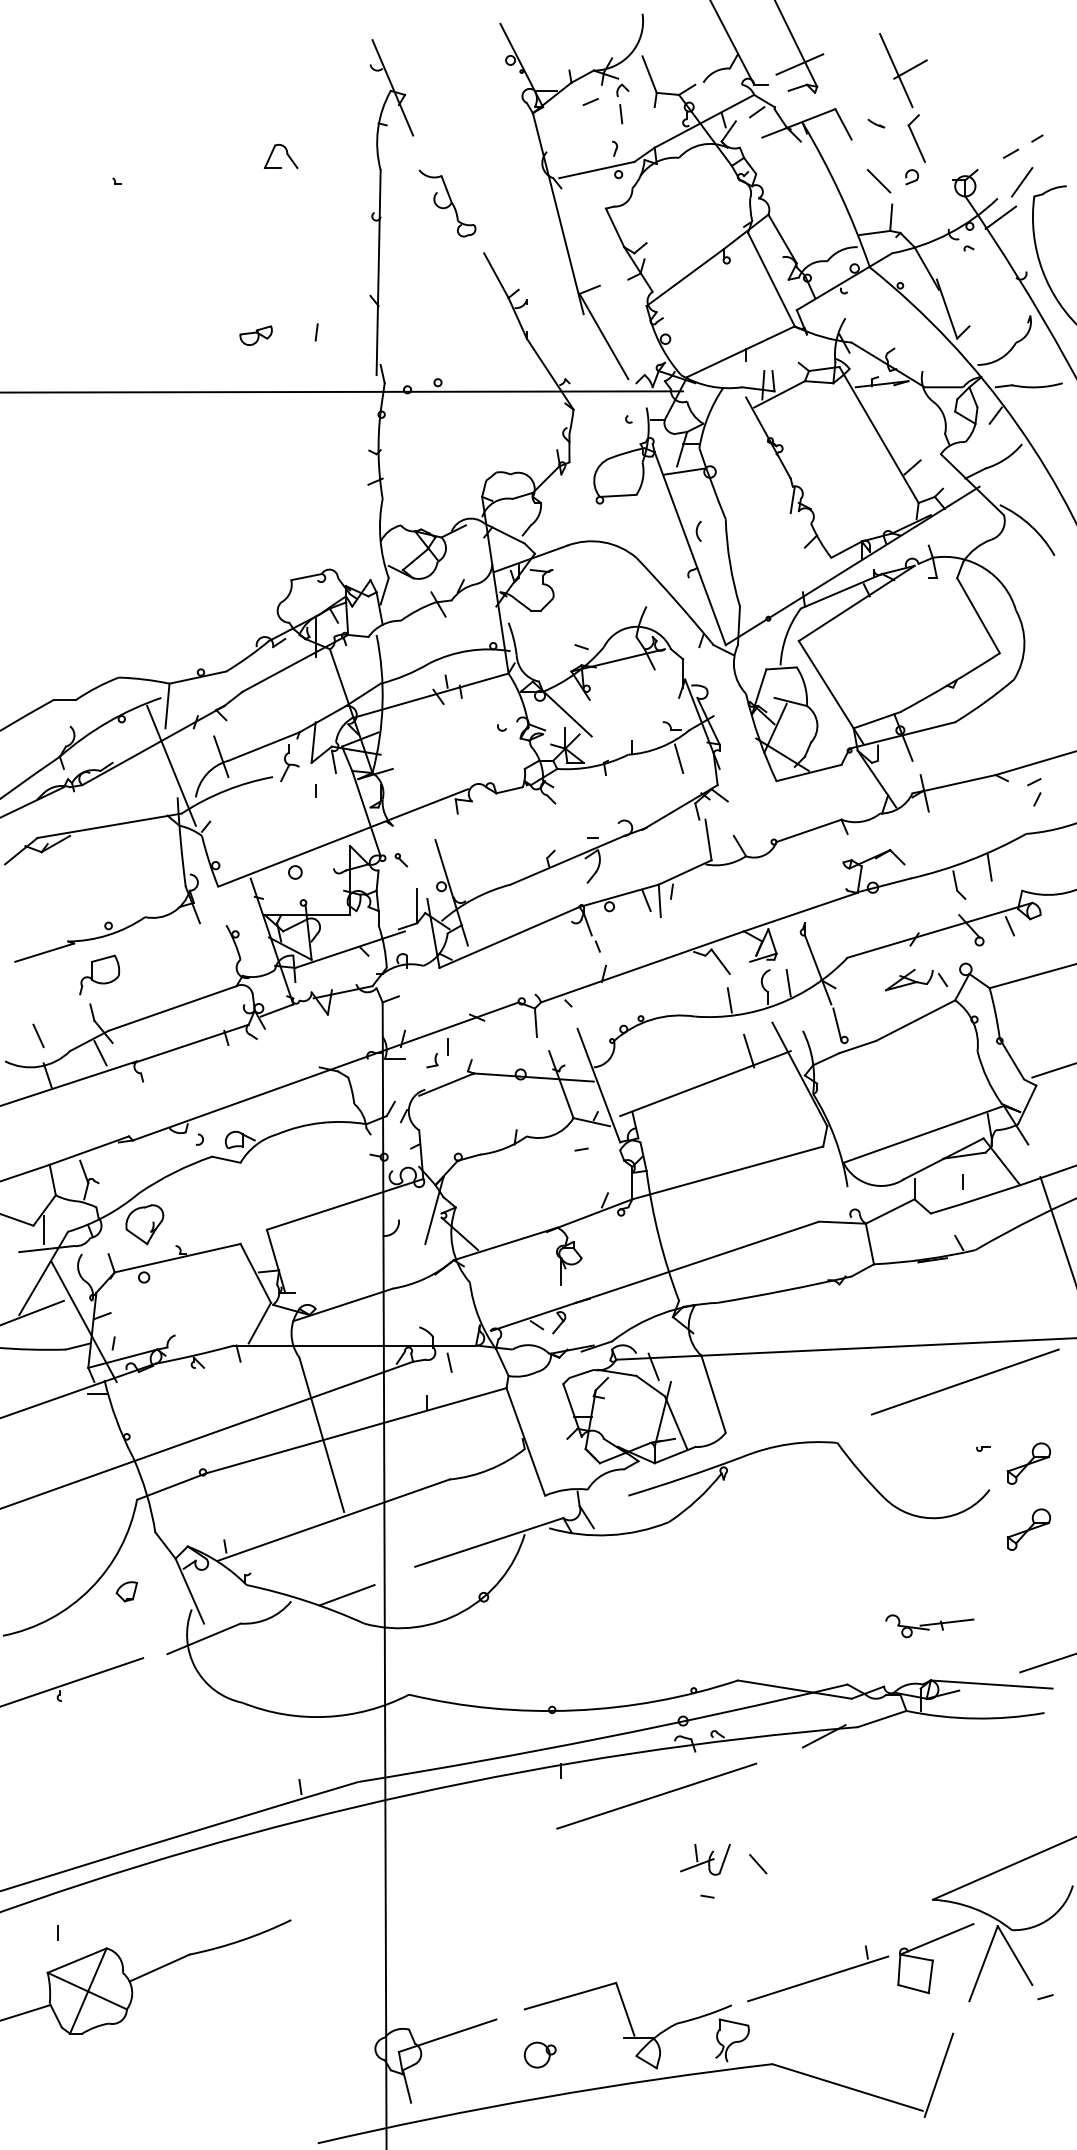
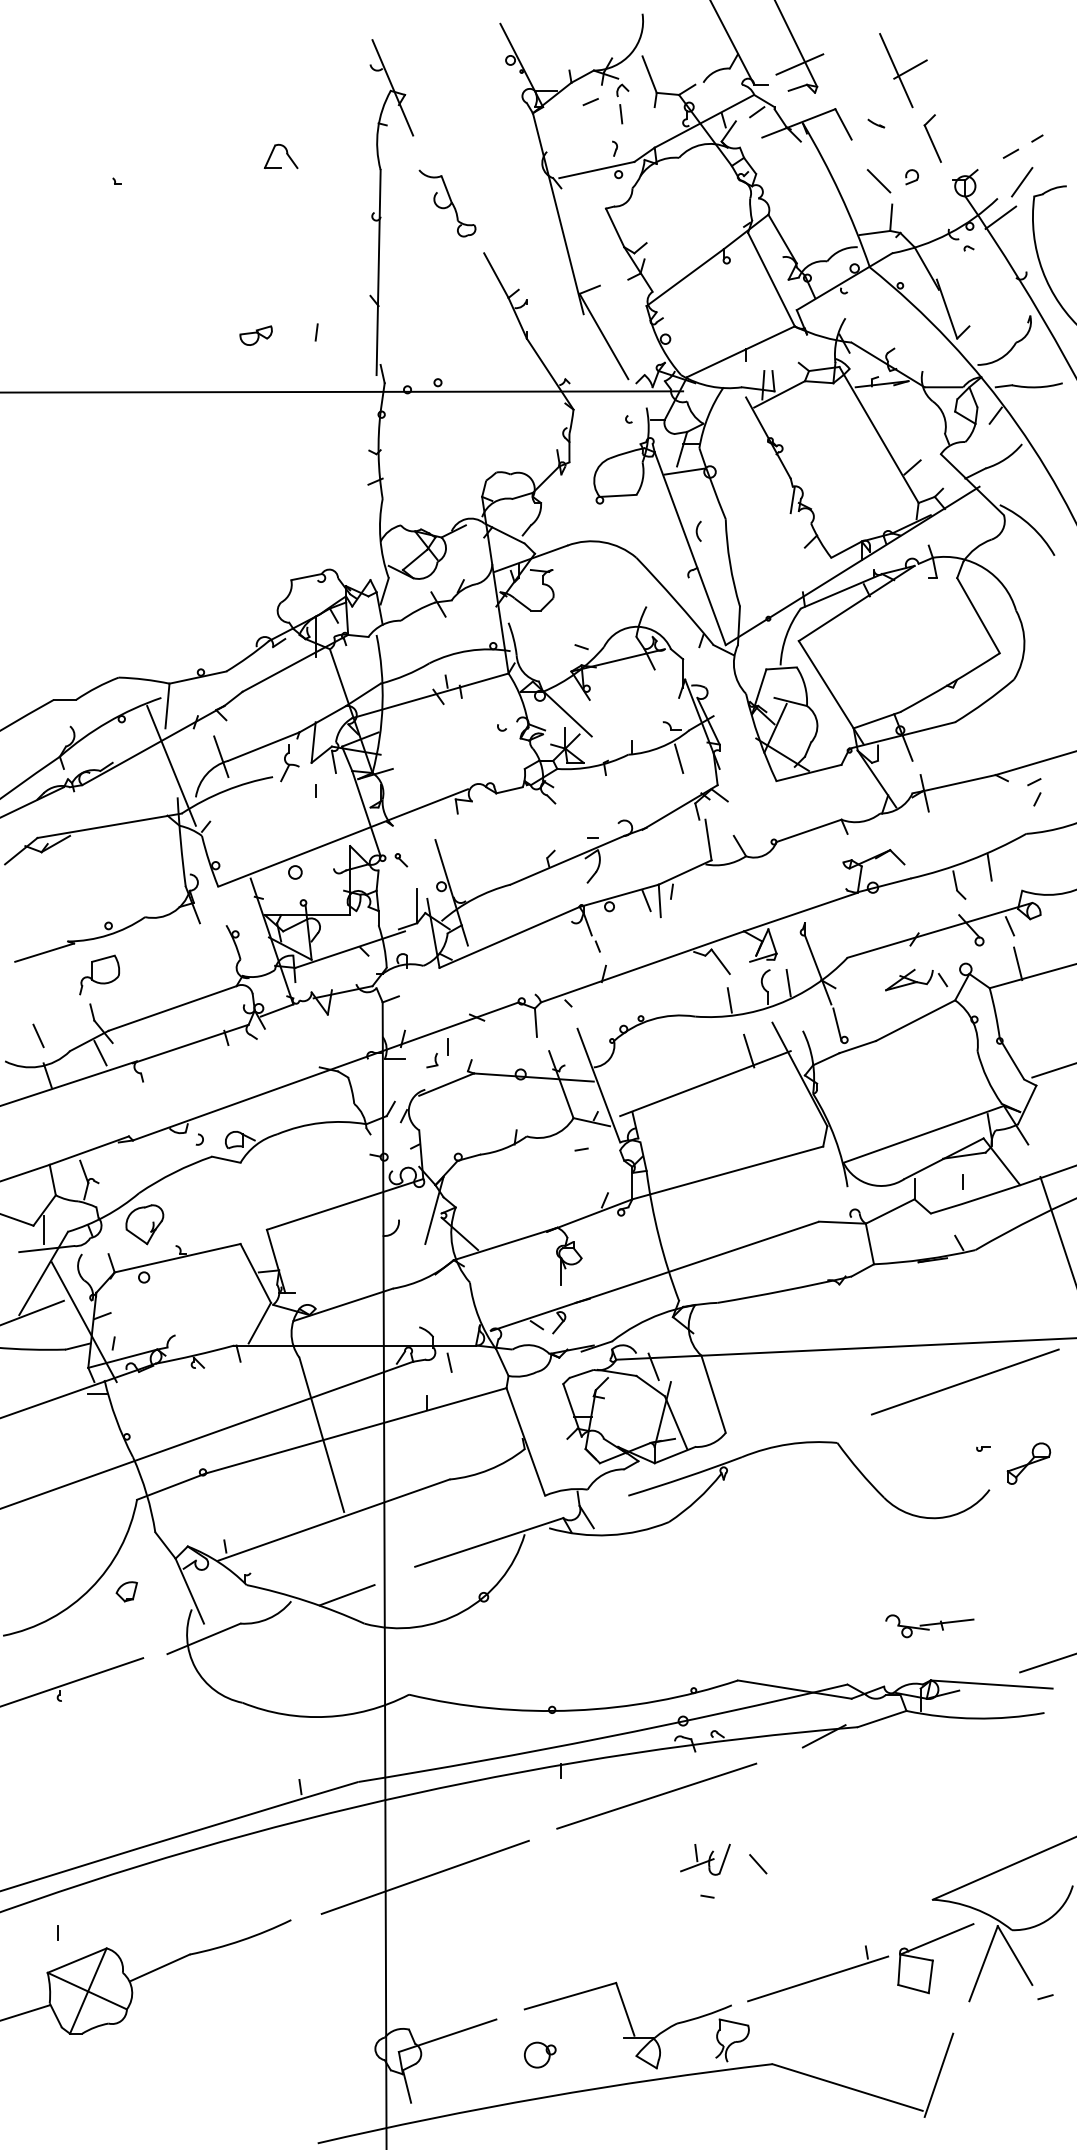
part position: (916, 138) -> (932, 138) (932, 138)
line: none -> present (1018, 963)
part: present -> none (1028, 1529)
line: none -> present (424, 1876)
